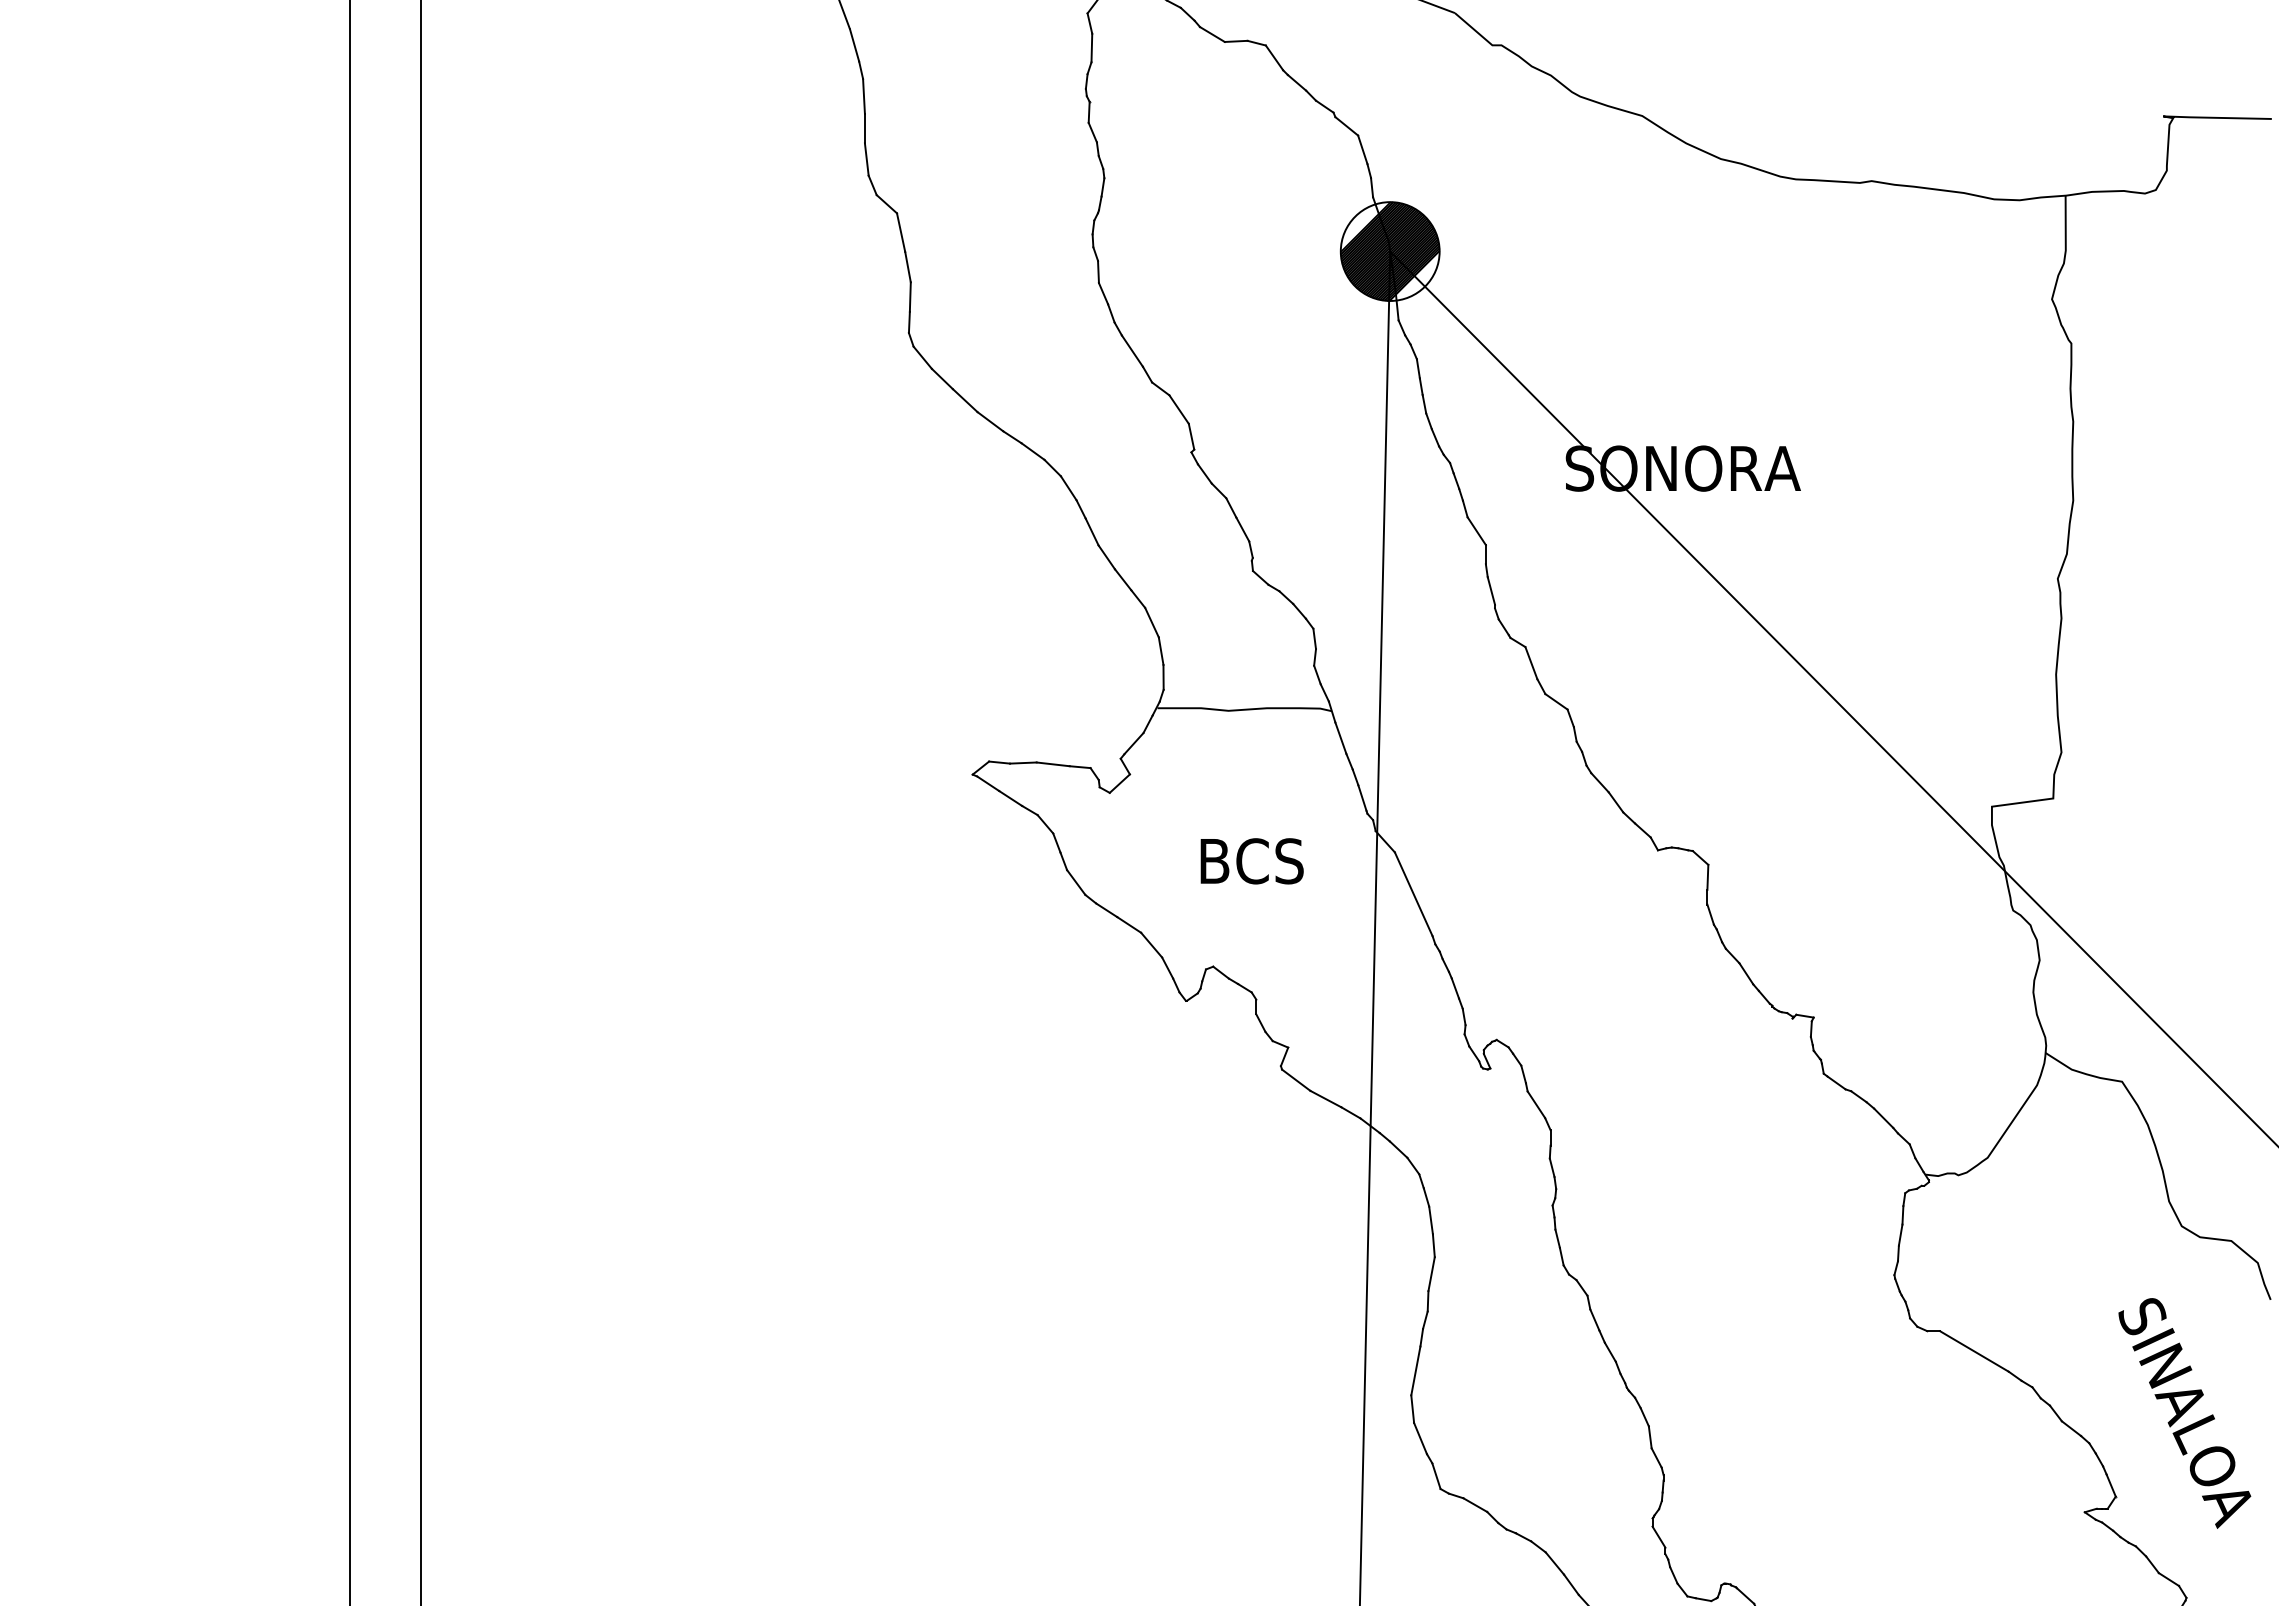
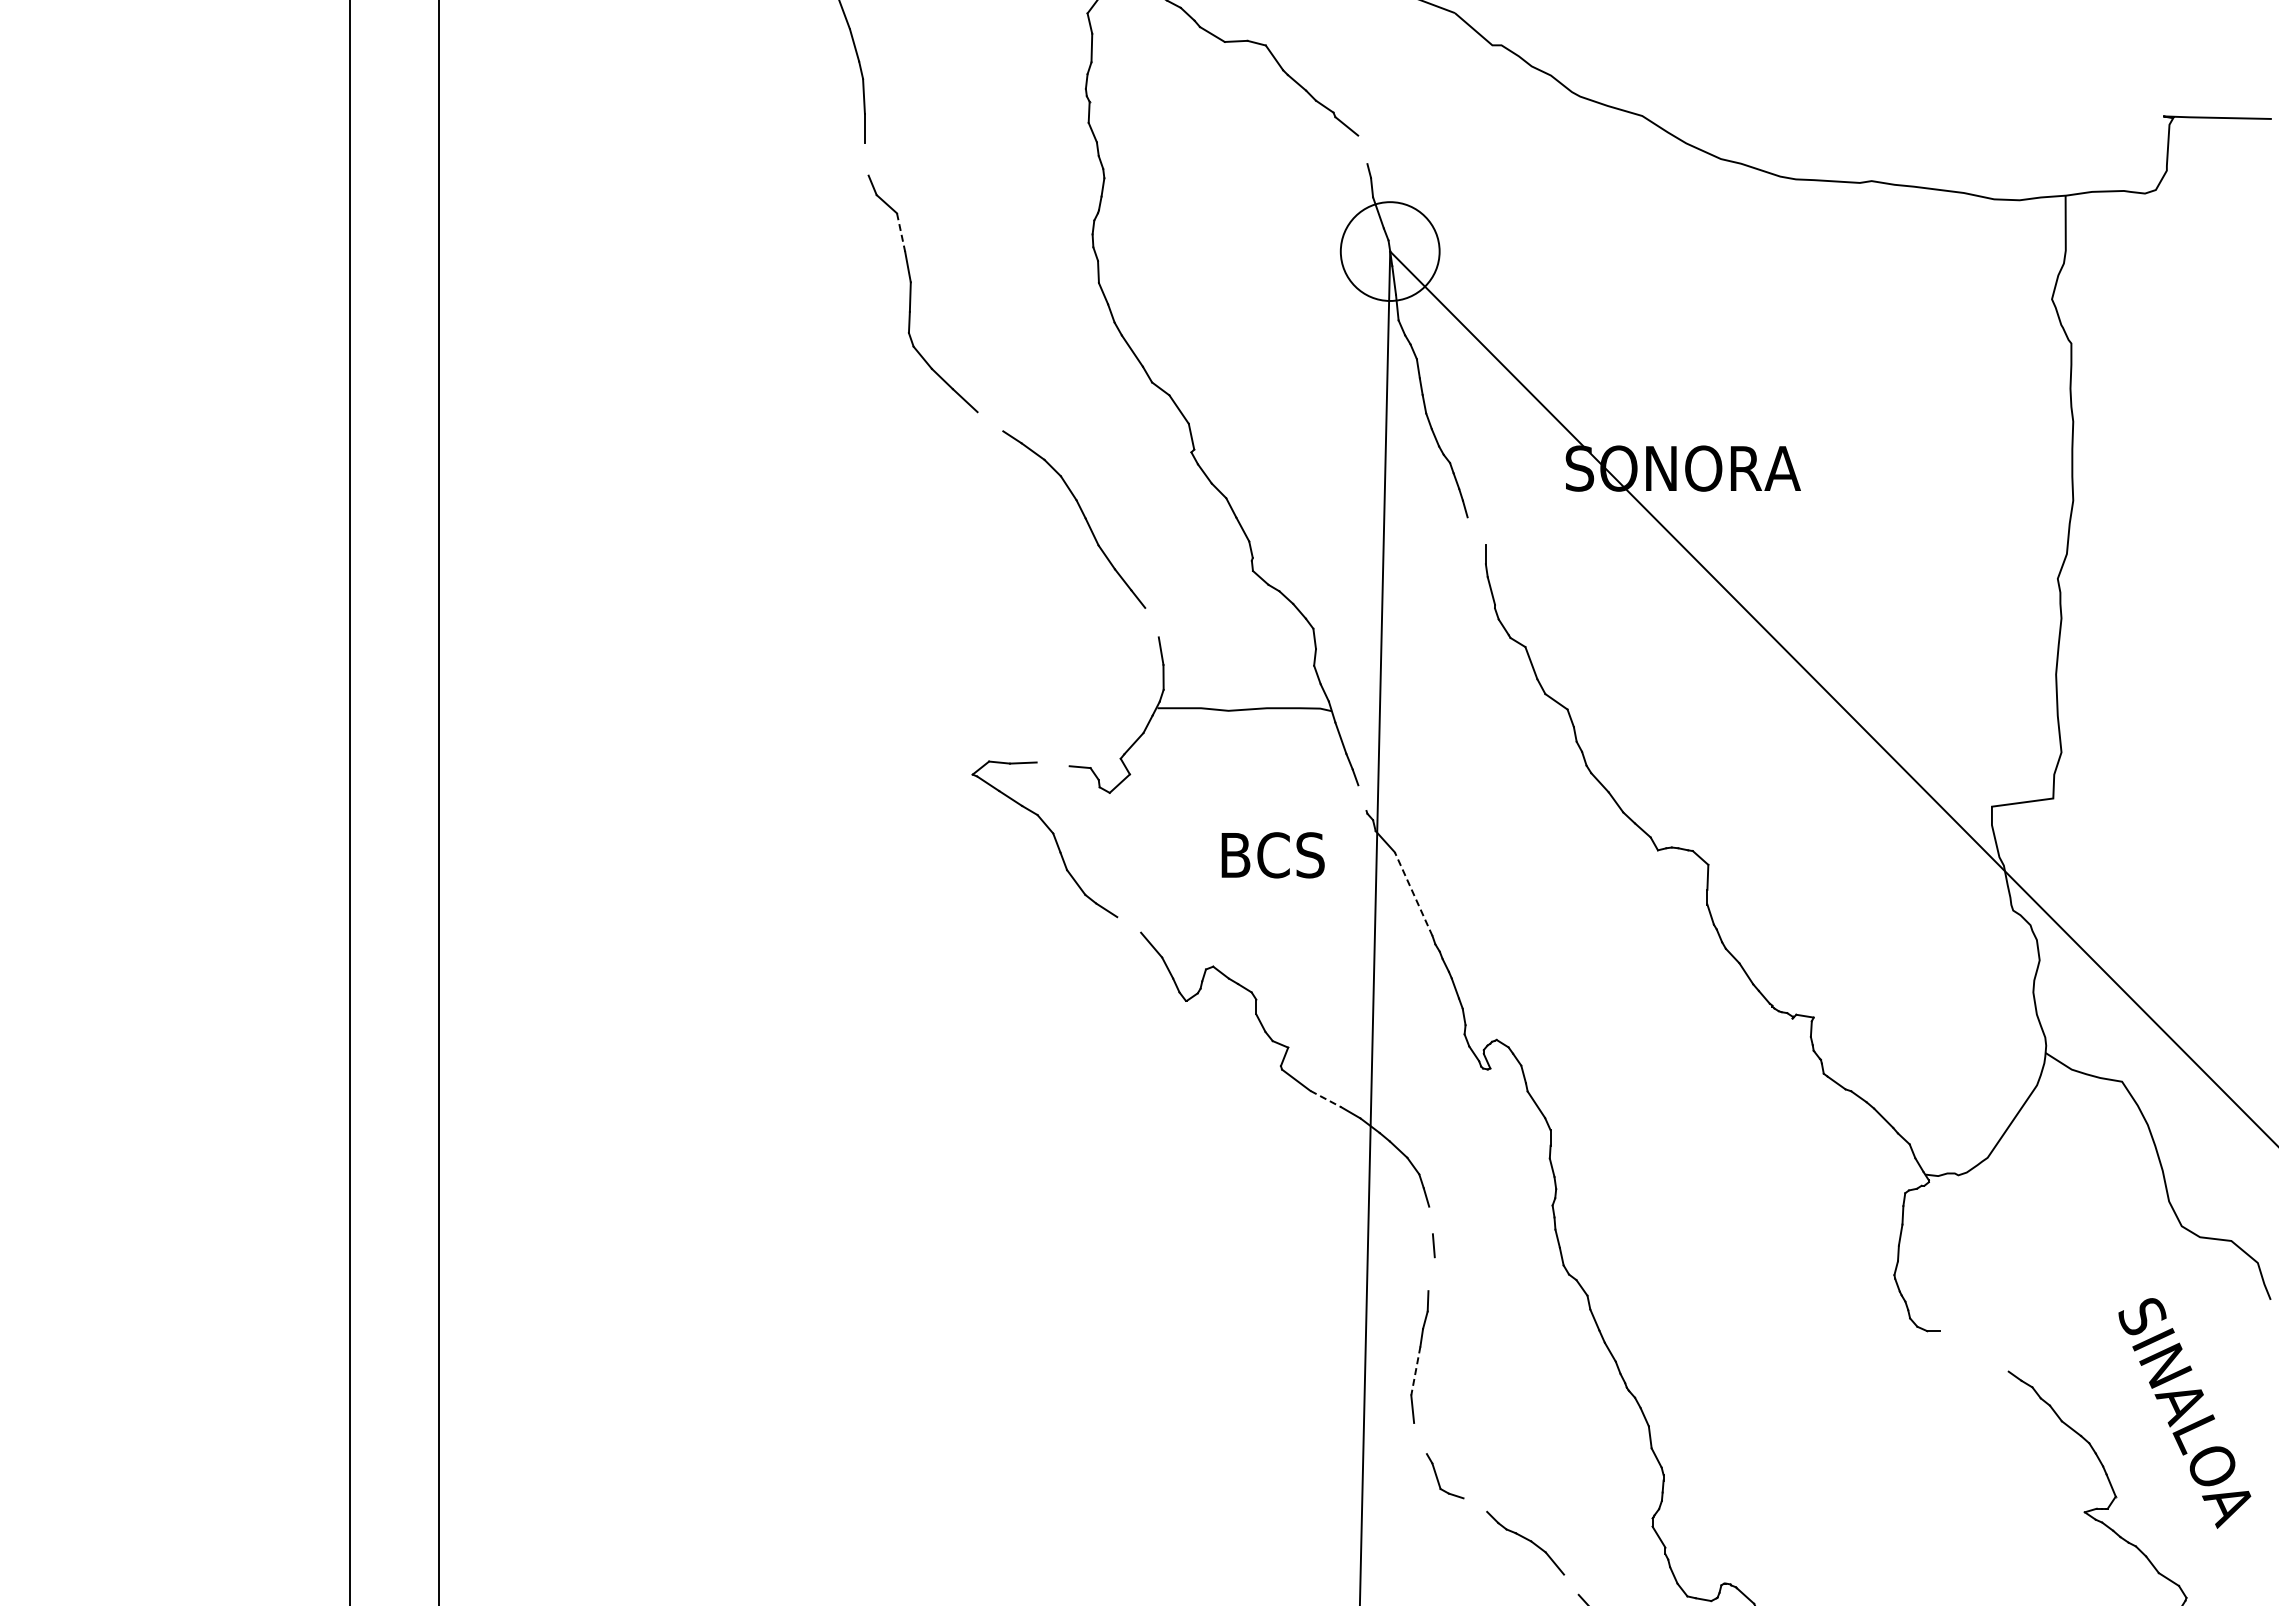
line: present -> none (1362, 149)
line: present -> none (866, 159)
line: solid -> dashed (901, 232)
hatch: present -> none (1389, 251)
line: present -> none (990, 421)
line: present -> none (1476, 531)
line: present -> none (1151, 622)
line: present -> none (1052, 764)
line: present -> none (1362, 797)
line position: (420, 802) -> (438, 802) (438, 802)
text position: (1251, 861) -> (1272, 855) (1272, 855)
line: solid -> dashed (1413, 894)
line: present -> none (1129, 924)
line: solid -> dashed (1325, 1099)
line: present -> none (1430, 1220)
line: present -> none (1431, 1274)
line: present -> none (1974, 1351)
line: solid -> dashed (1415, 1370)
line: present -> none (1420, 1438)
line: present -> none (1475, 1504)
line: present -> none (1571, 1584)
